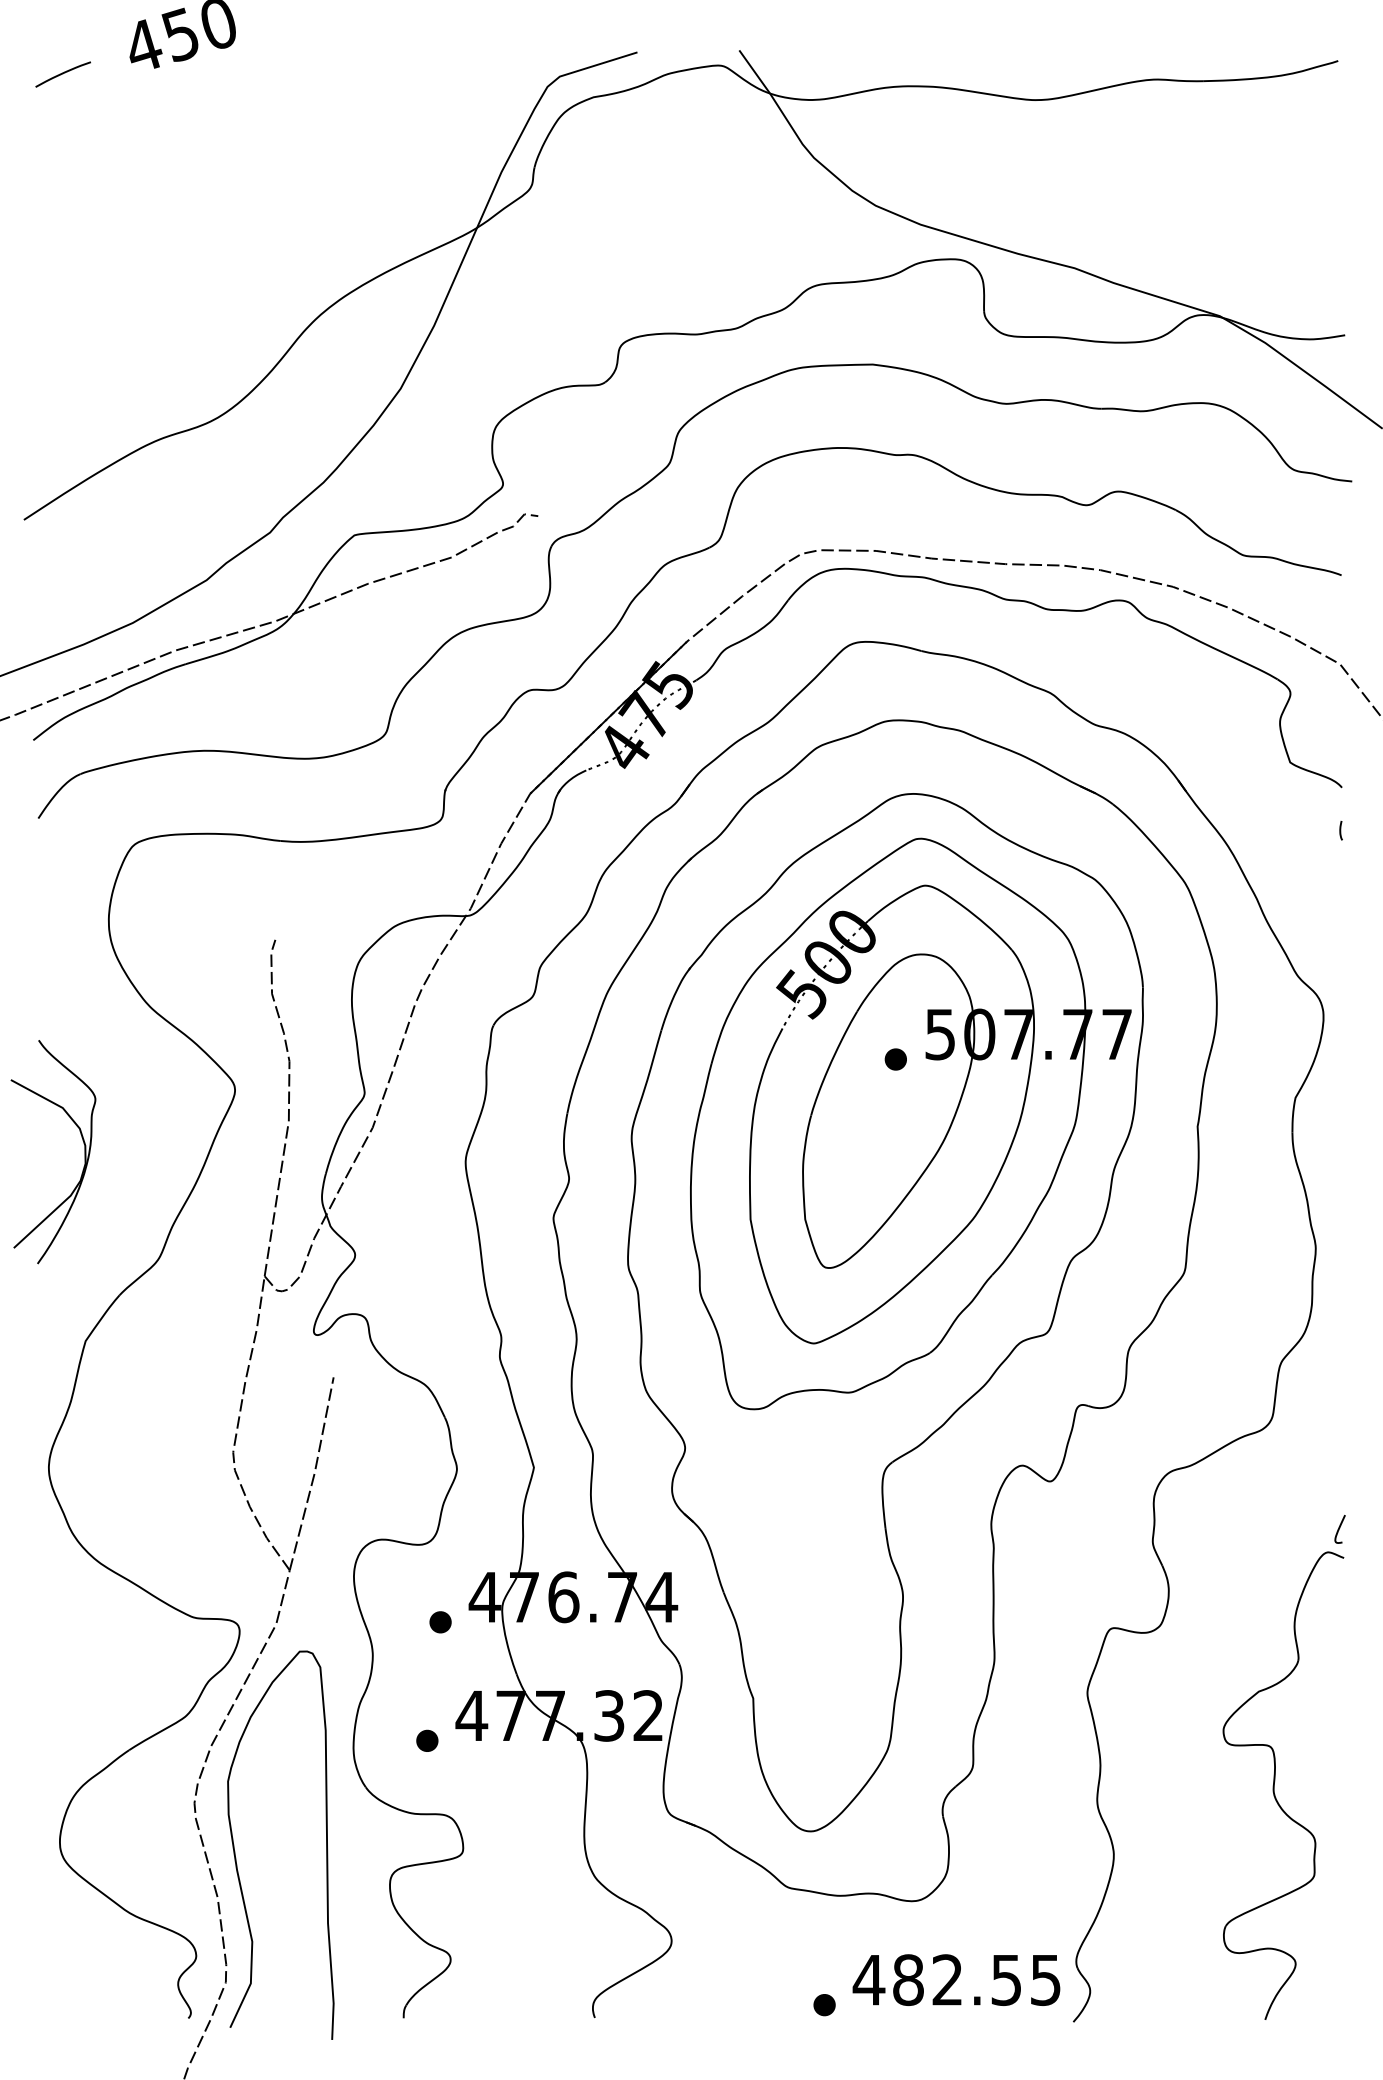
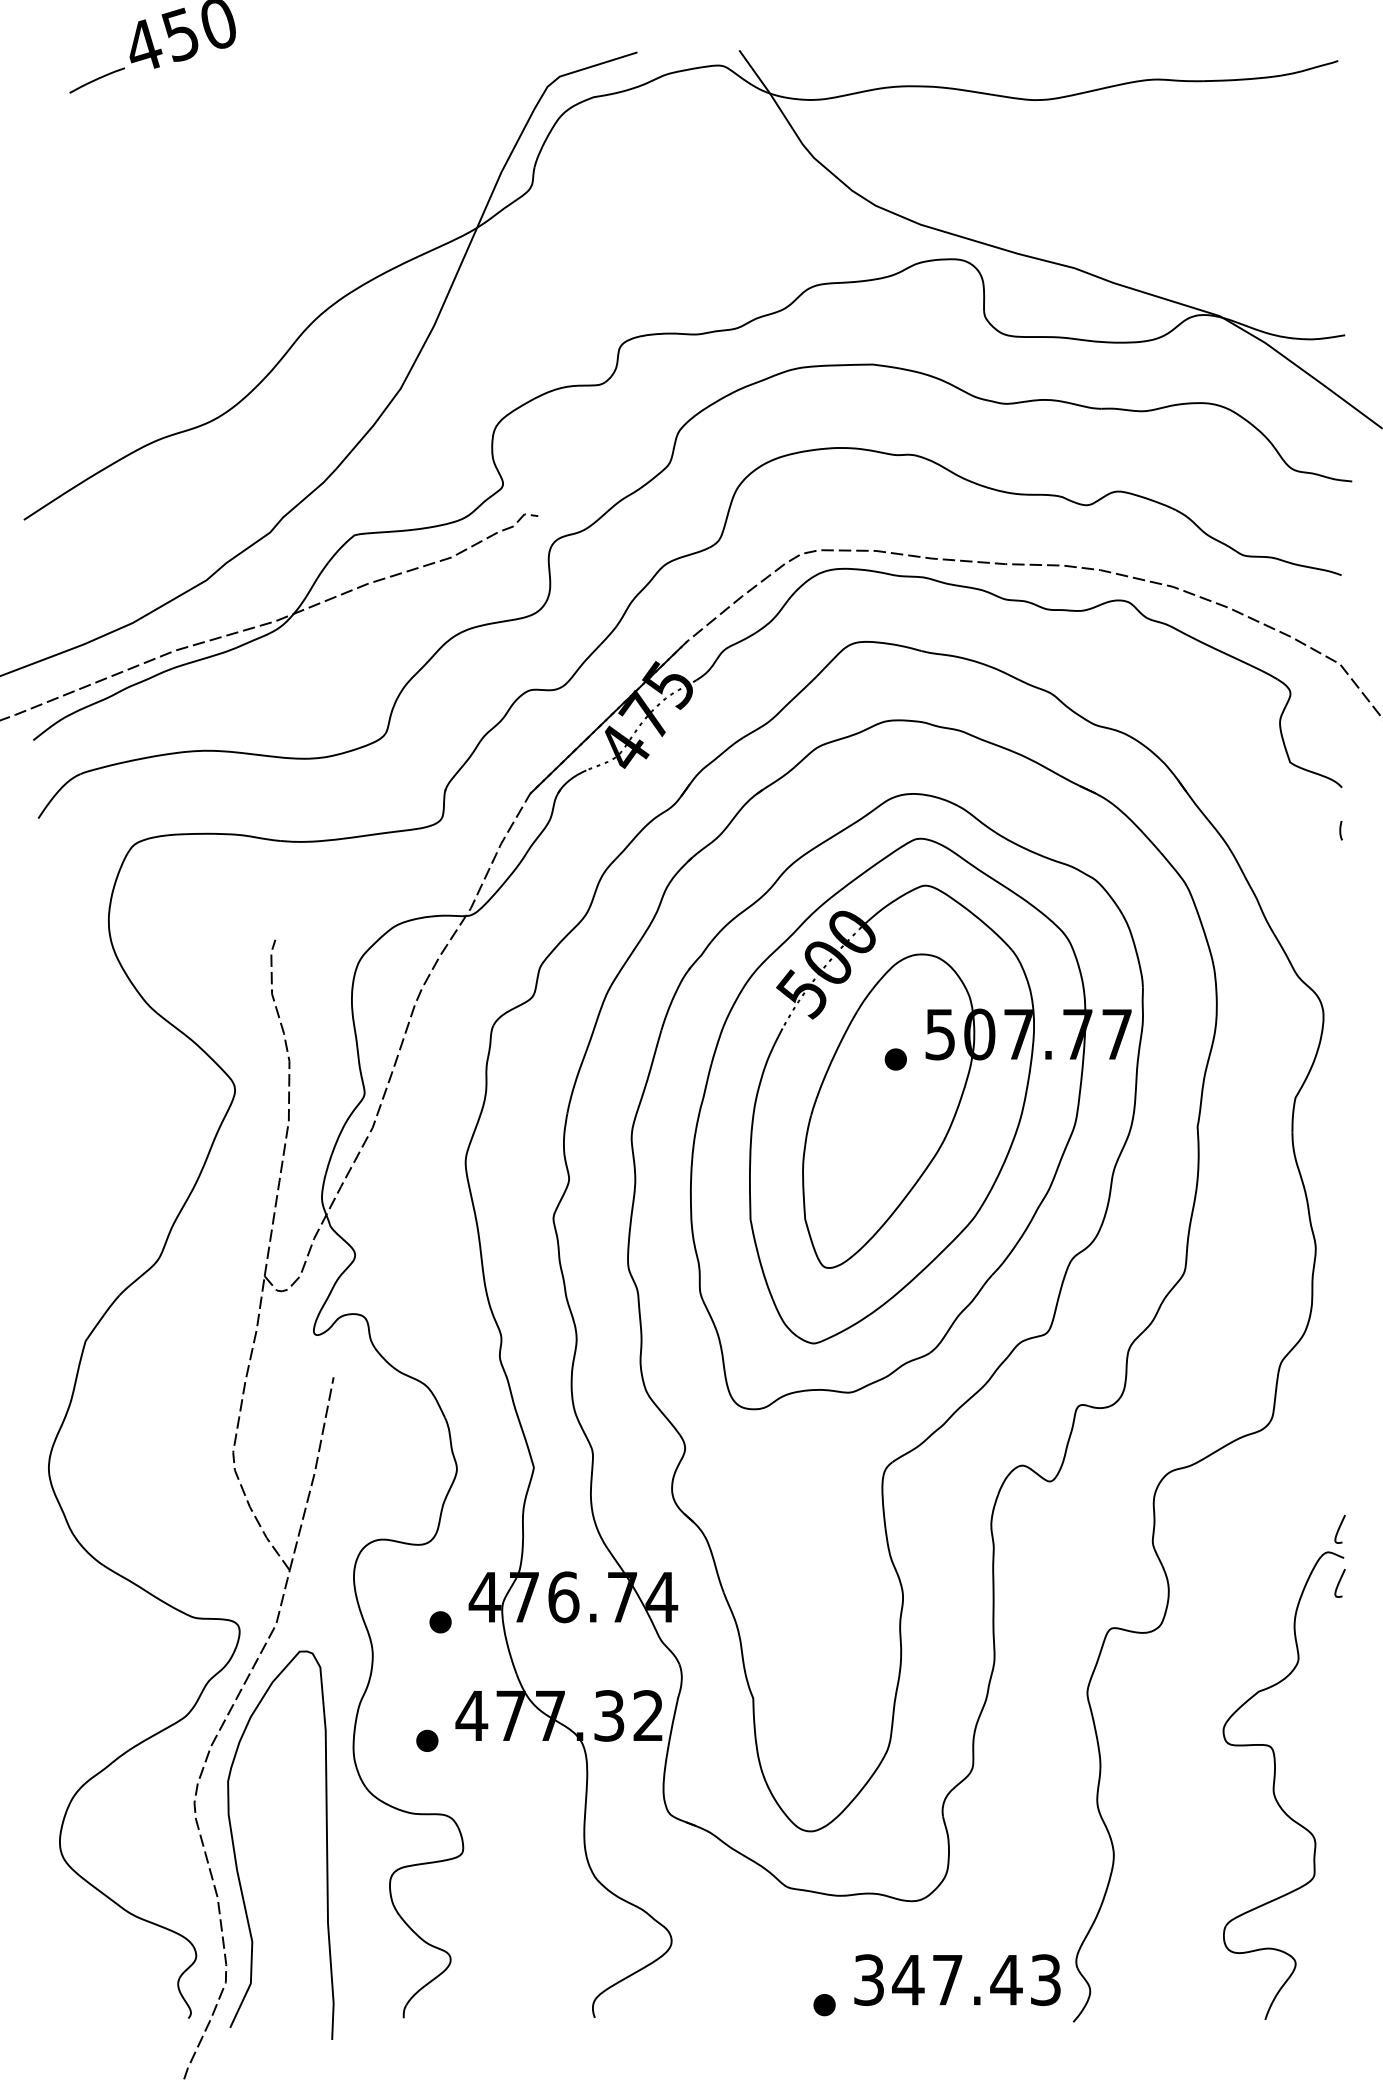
curve position: (62, 74) -> (96, 80) (96, 80)
part: present -> none (84, 1152)
curve: none -> present (1339, 1583)
text: 482.55 -> 347.43 (956, 1980)
